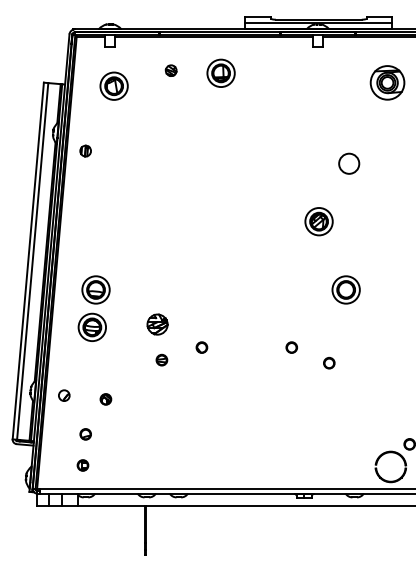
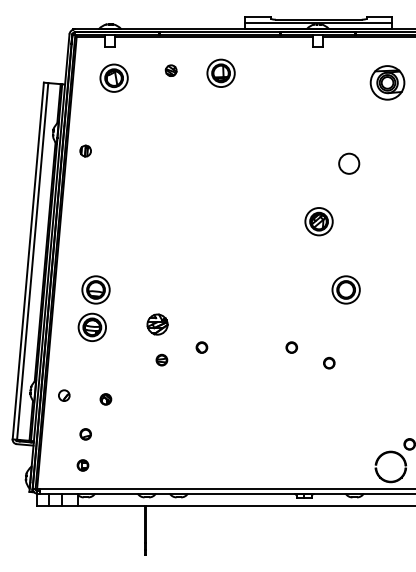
part position: (113, 85) -> (113, 77) (113, 77)
